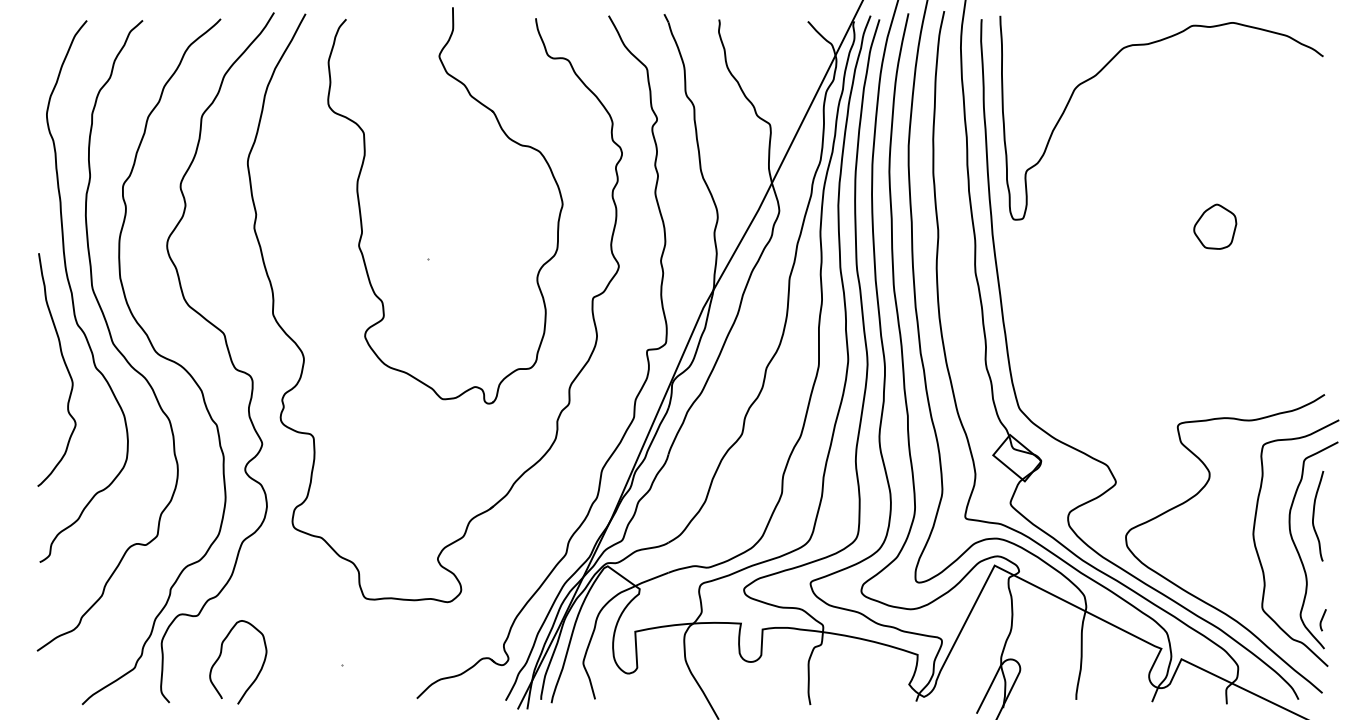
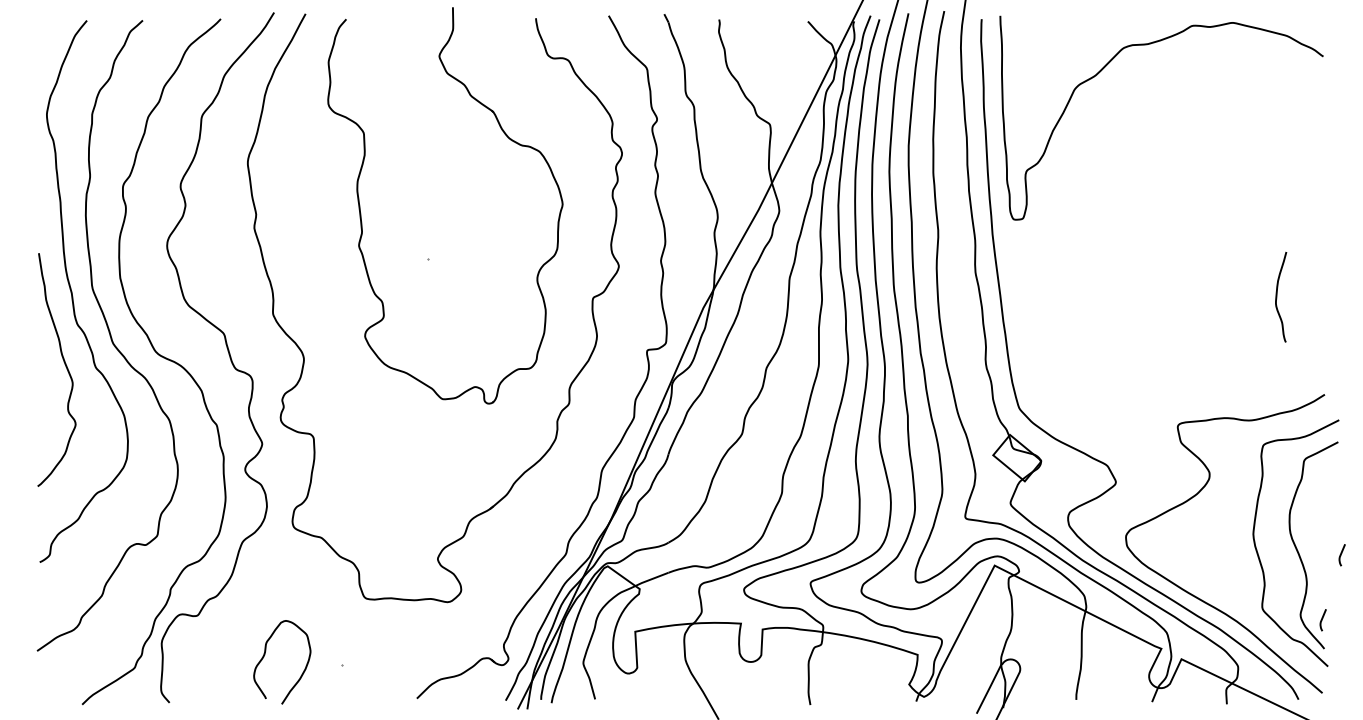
part: present -> none (1215, 226)
curve position: (1314, 516) -> (1277, 297) (1277, 297)
curve: none -> present (1341, 555)
curve position: (220, 657) -> (264, 657) (264, 657)
